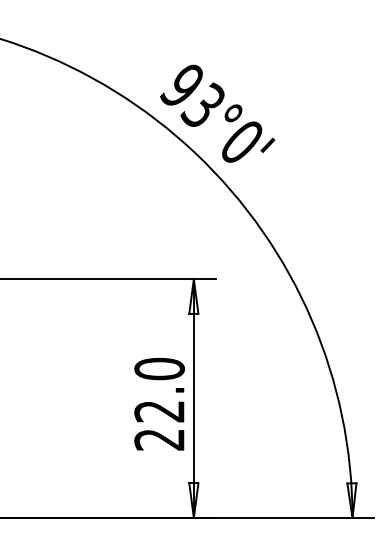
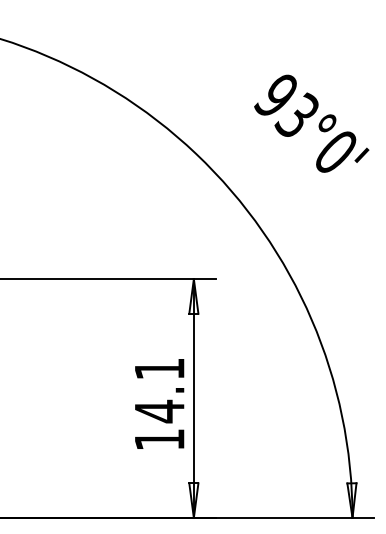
text position: (217, 113) -> (311, 123) (311, 123)
text: 22.0 -> 14.1 (159, 403)
